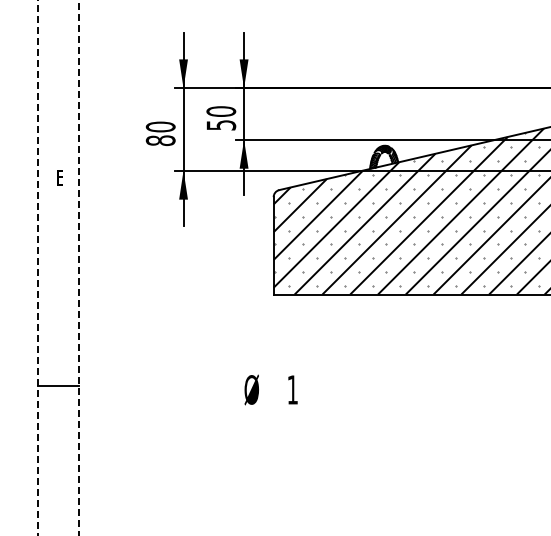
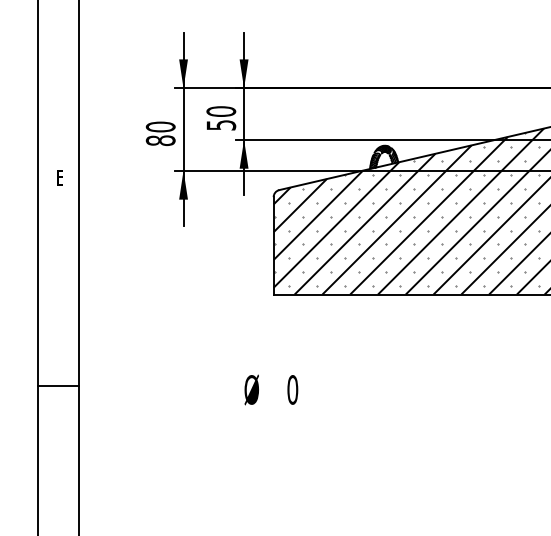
line: dashed -> solid (37, 268)
line: dashed -> solid (79, 268)
text: 1 -> 0 (292, 389)
